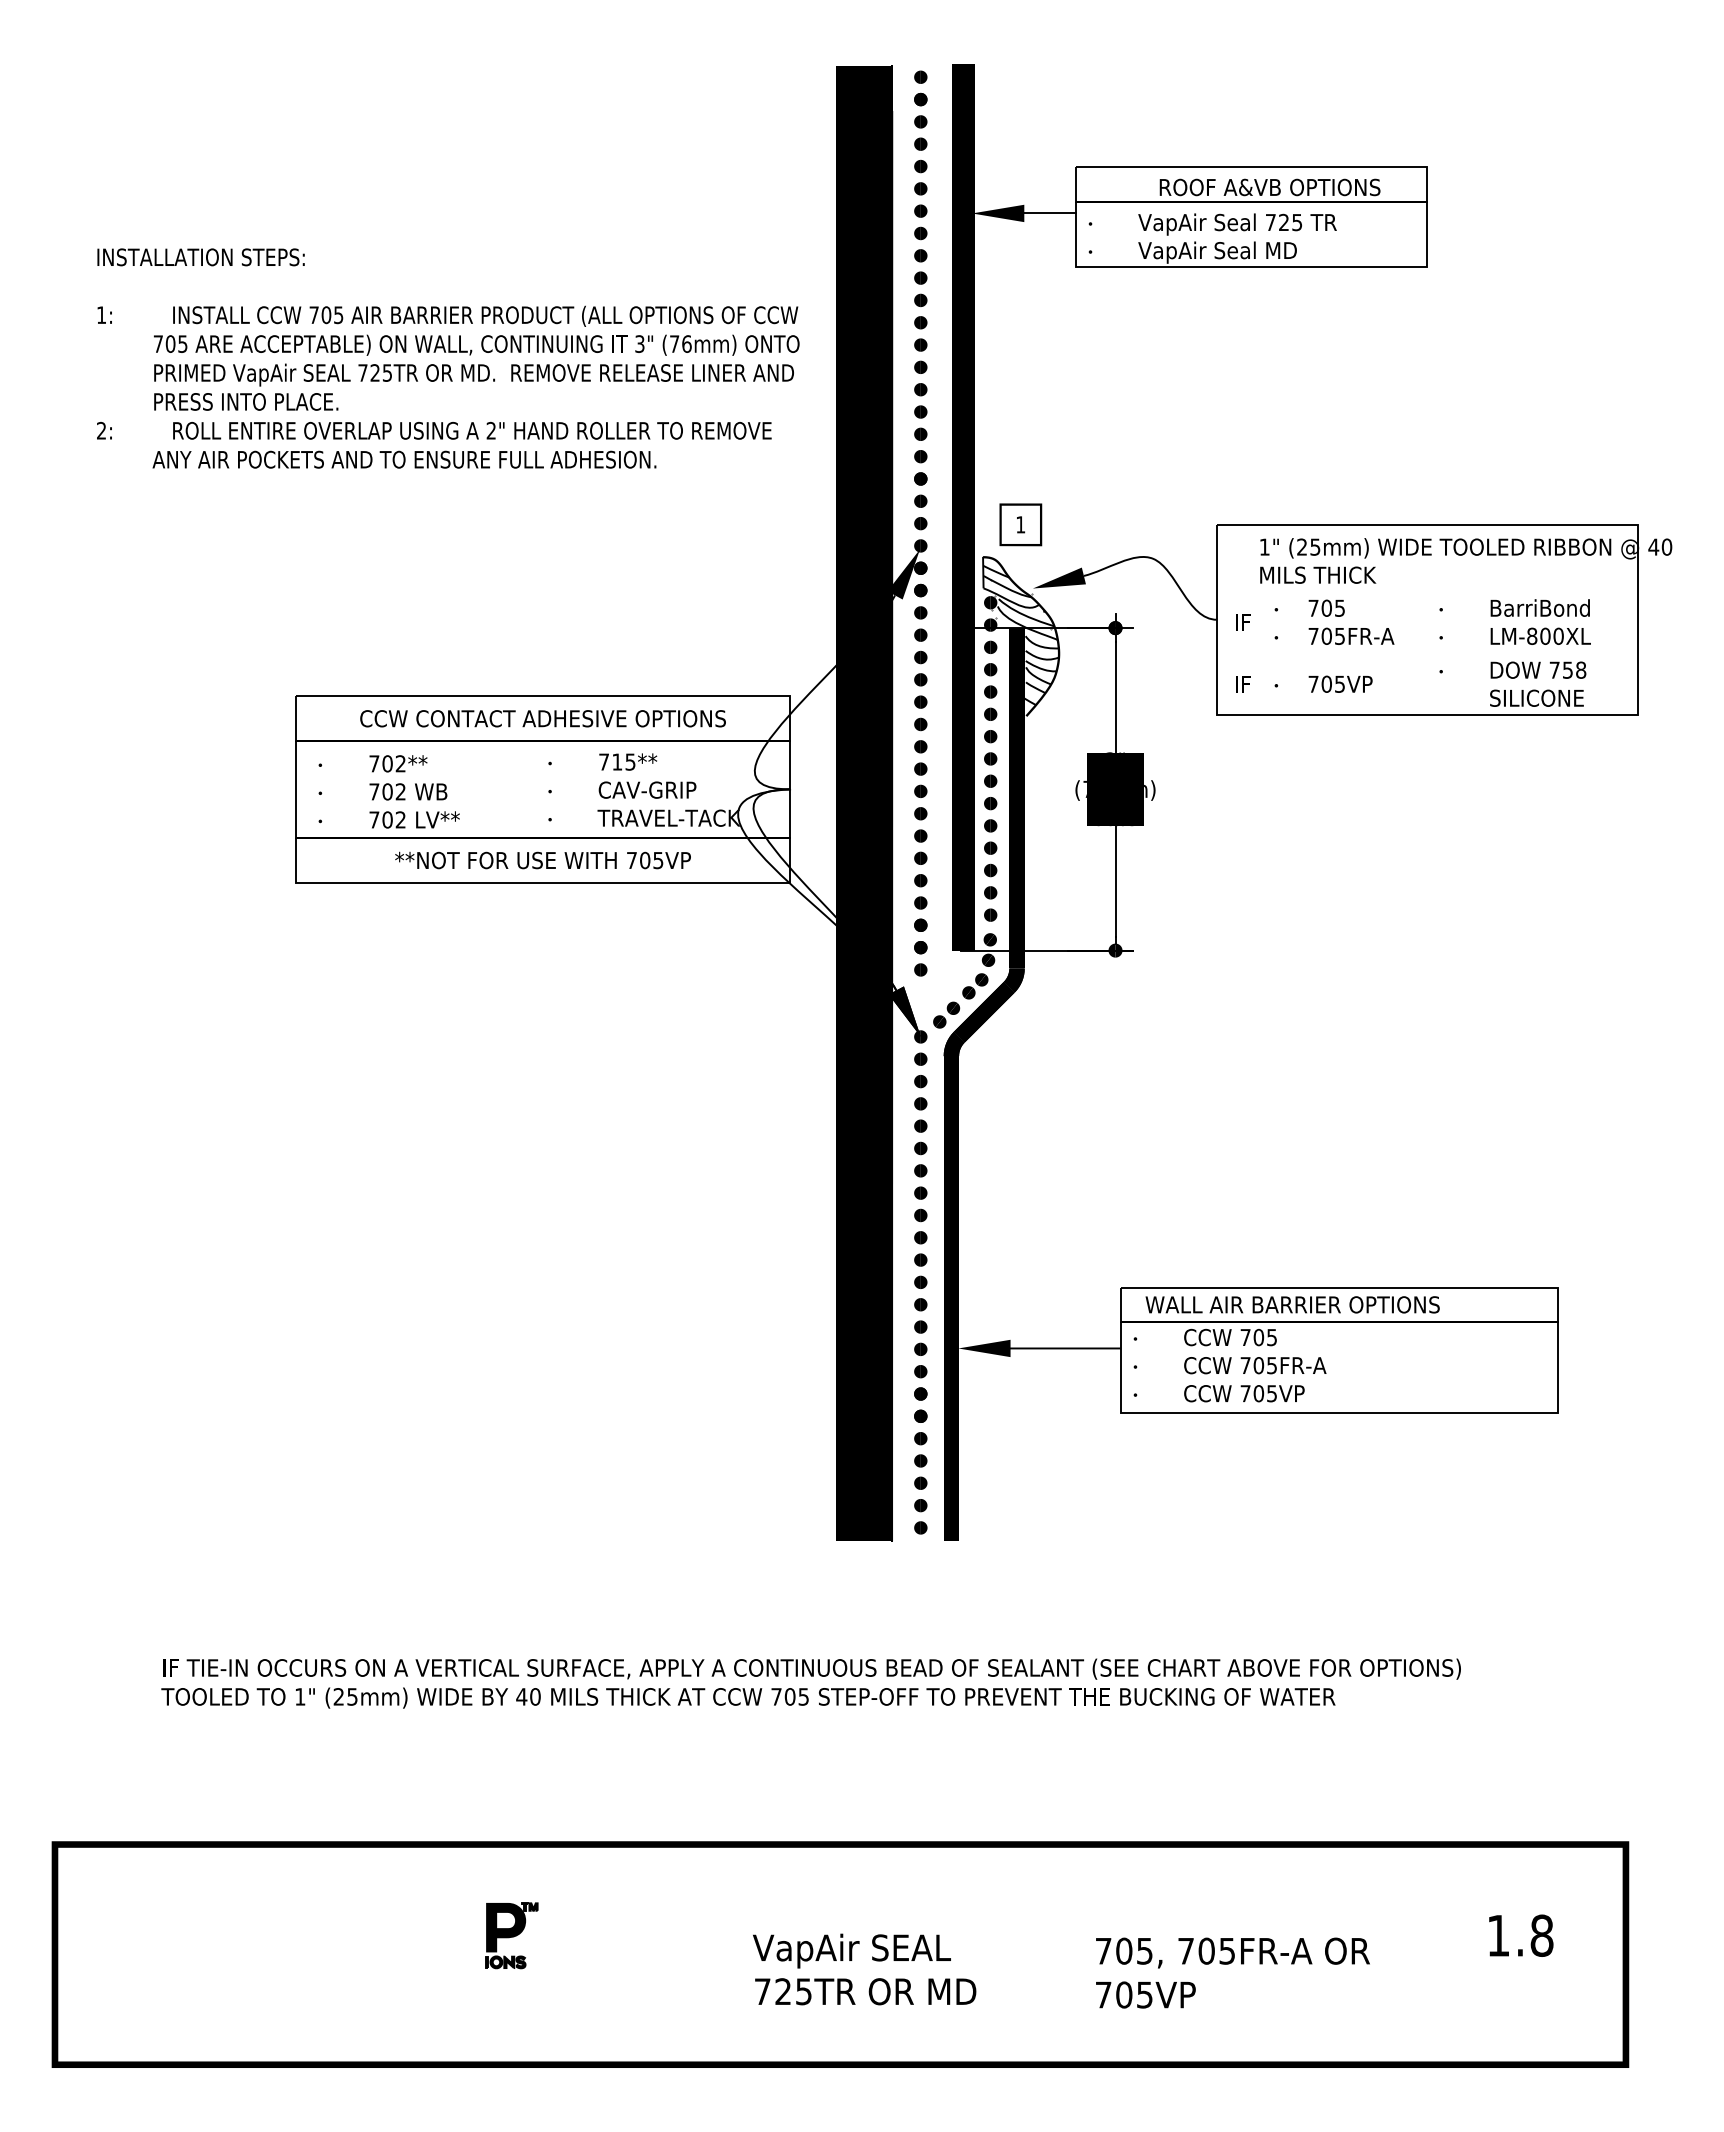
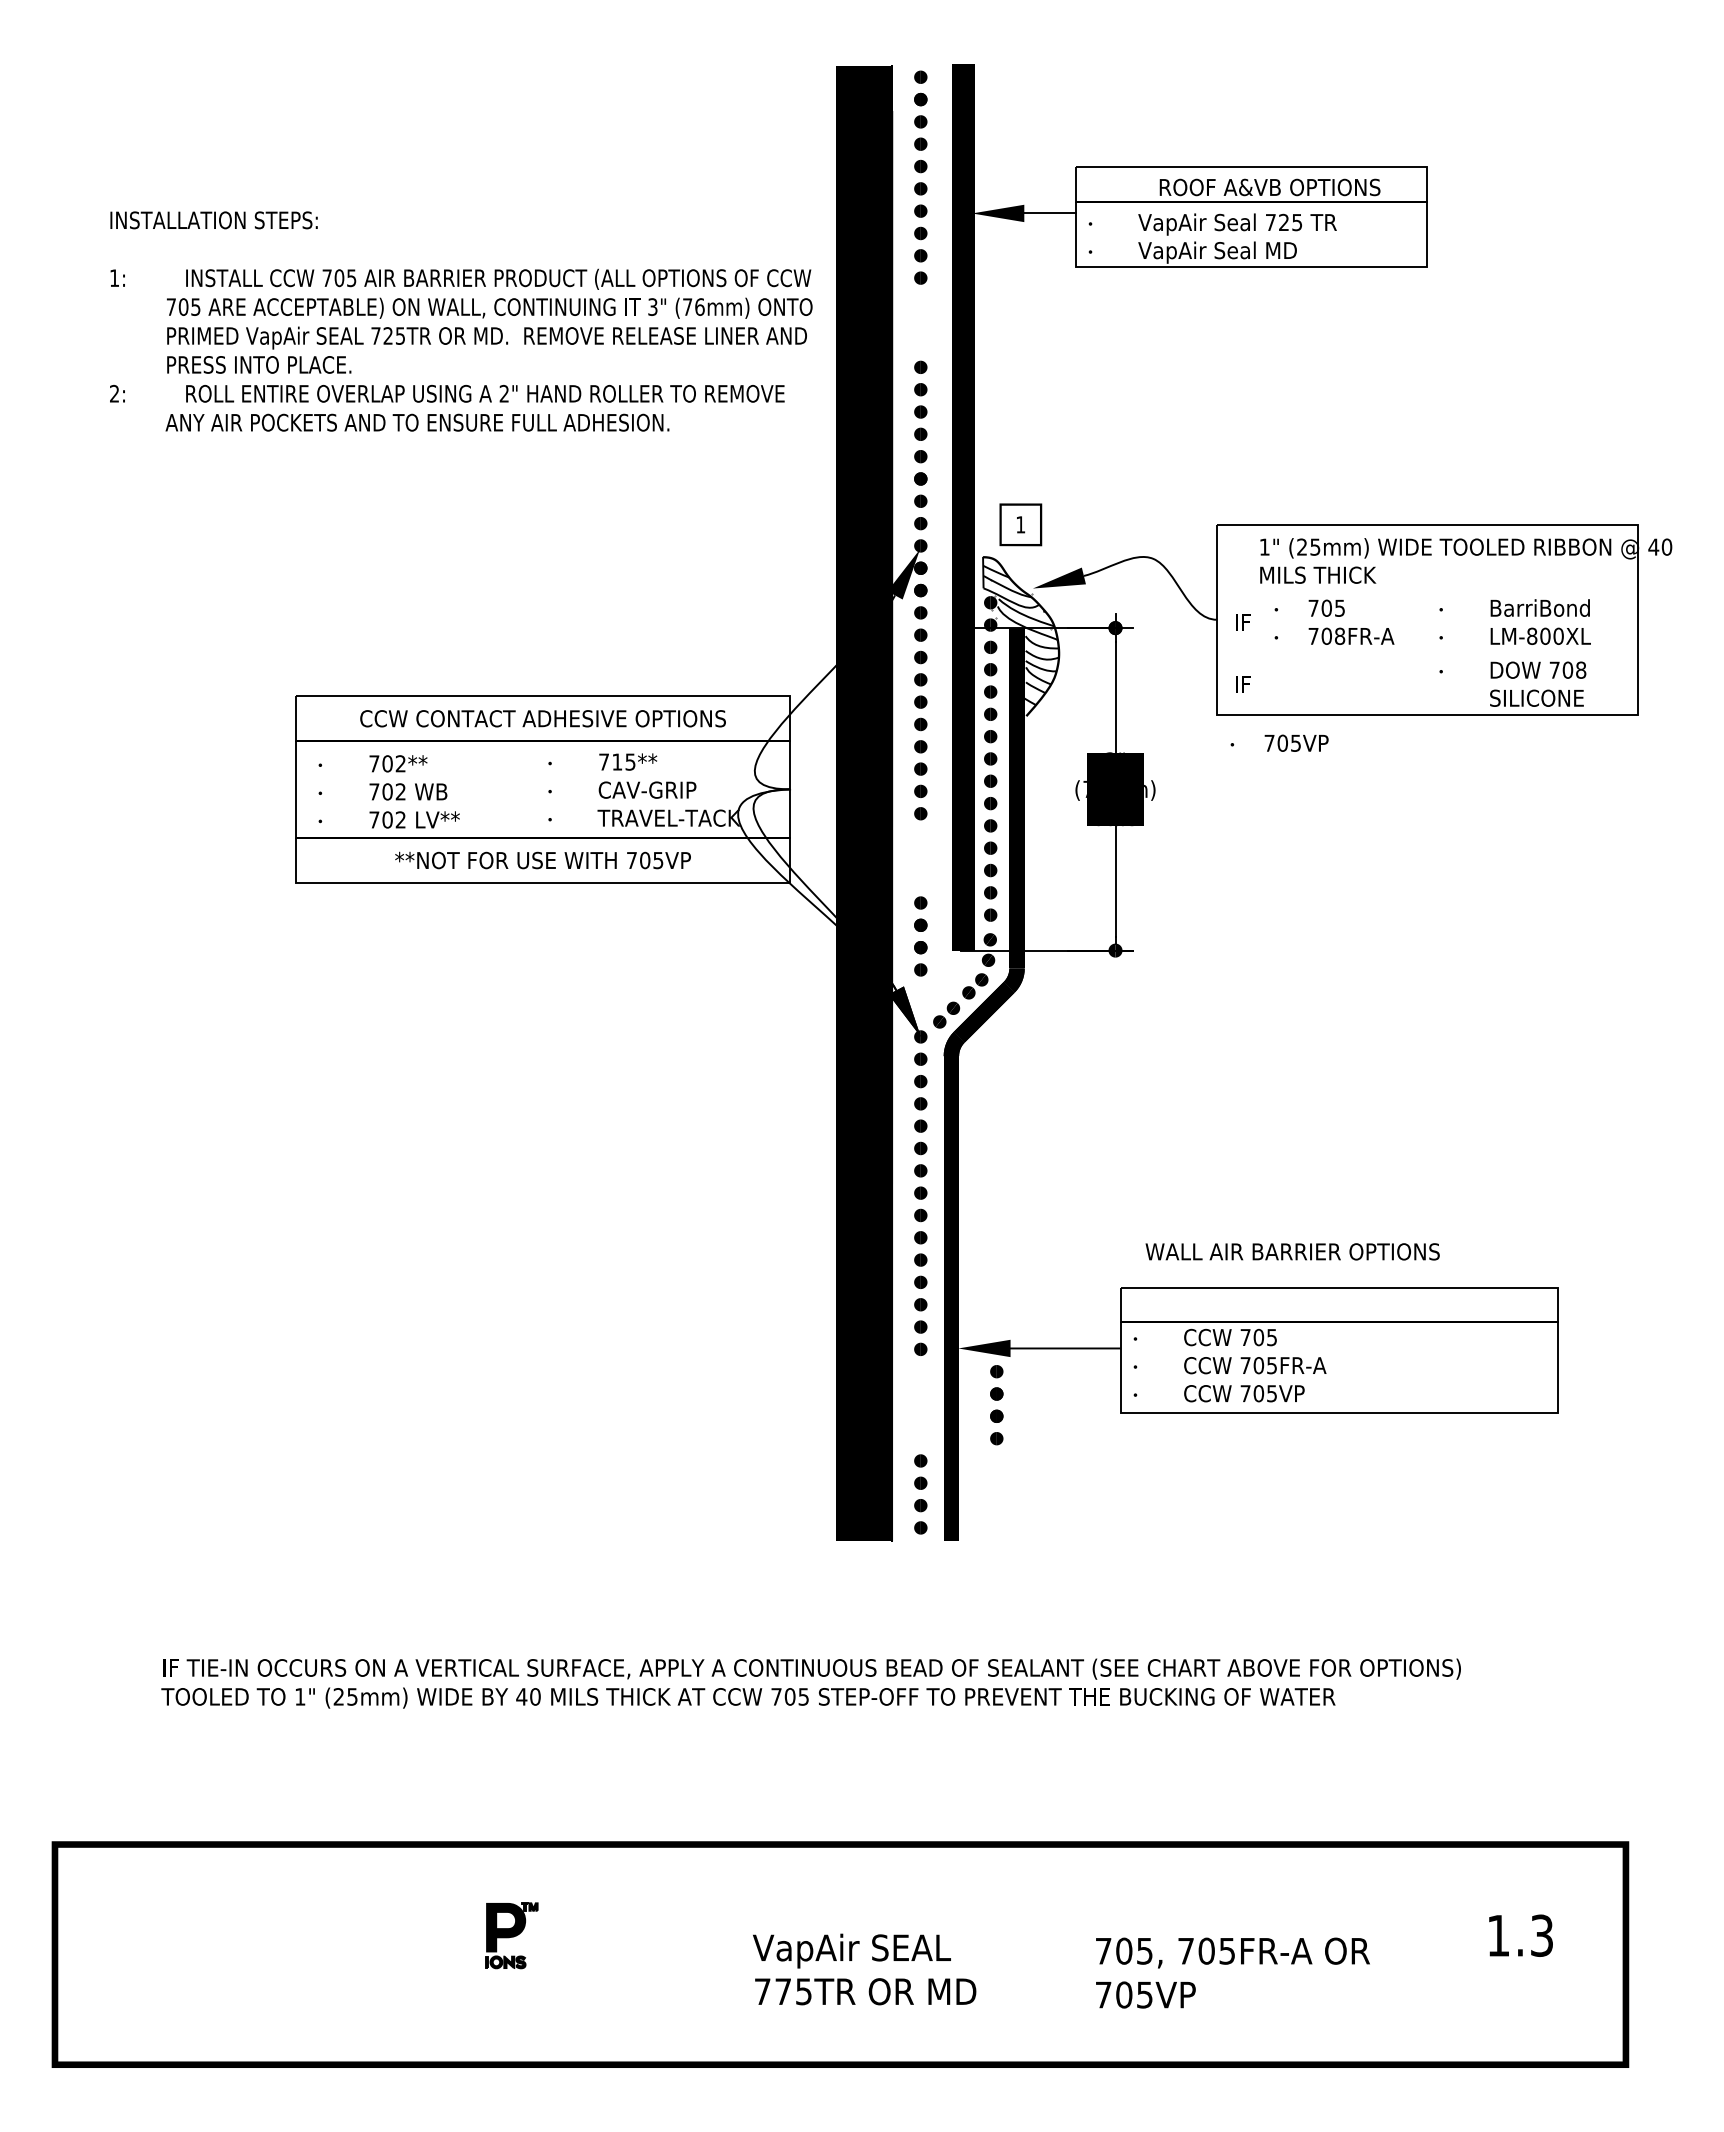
part: present -> none (920, 322)
text position: (448, 358) -> (461, 321) (461, 321)
text: 705FR-A -> 708FR-A (1340, 635)
text: 758 -> 708 (1567, 669)
text position: (1323, 683) -> (1279, 742) (1279, 742)
part: present -> none (920, 858)
text position: (1292, 1304) -> (1292, 1251) (1292, 1251)
part position: (920, 1405) -> (996, 1405) (996, 1405)
text: 1.8 -> 1.3 (1541, 1935)
text: 725TR -> 775TR (782, 1991)
